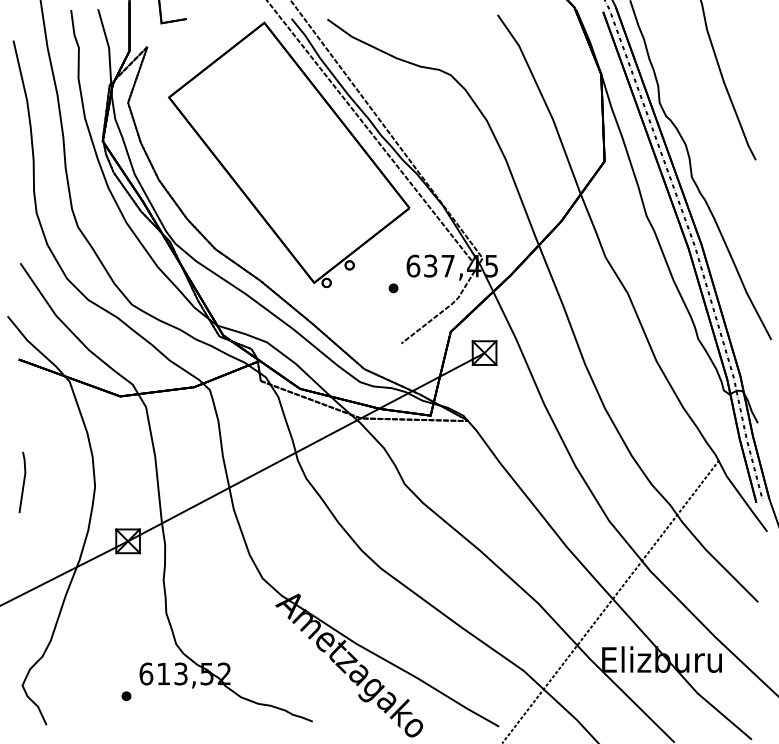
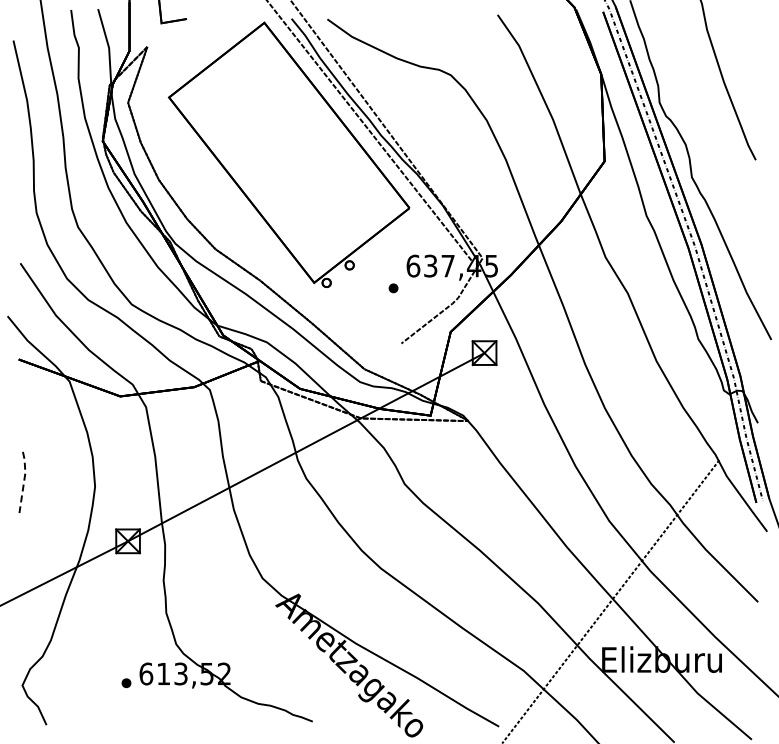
line: solid -> dashed (24, 481)
part position: (126, 696) -> (126, 683) (126, 683)
